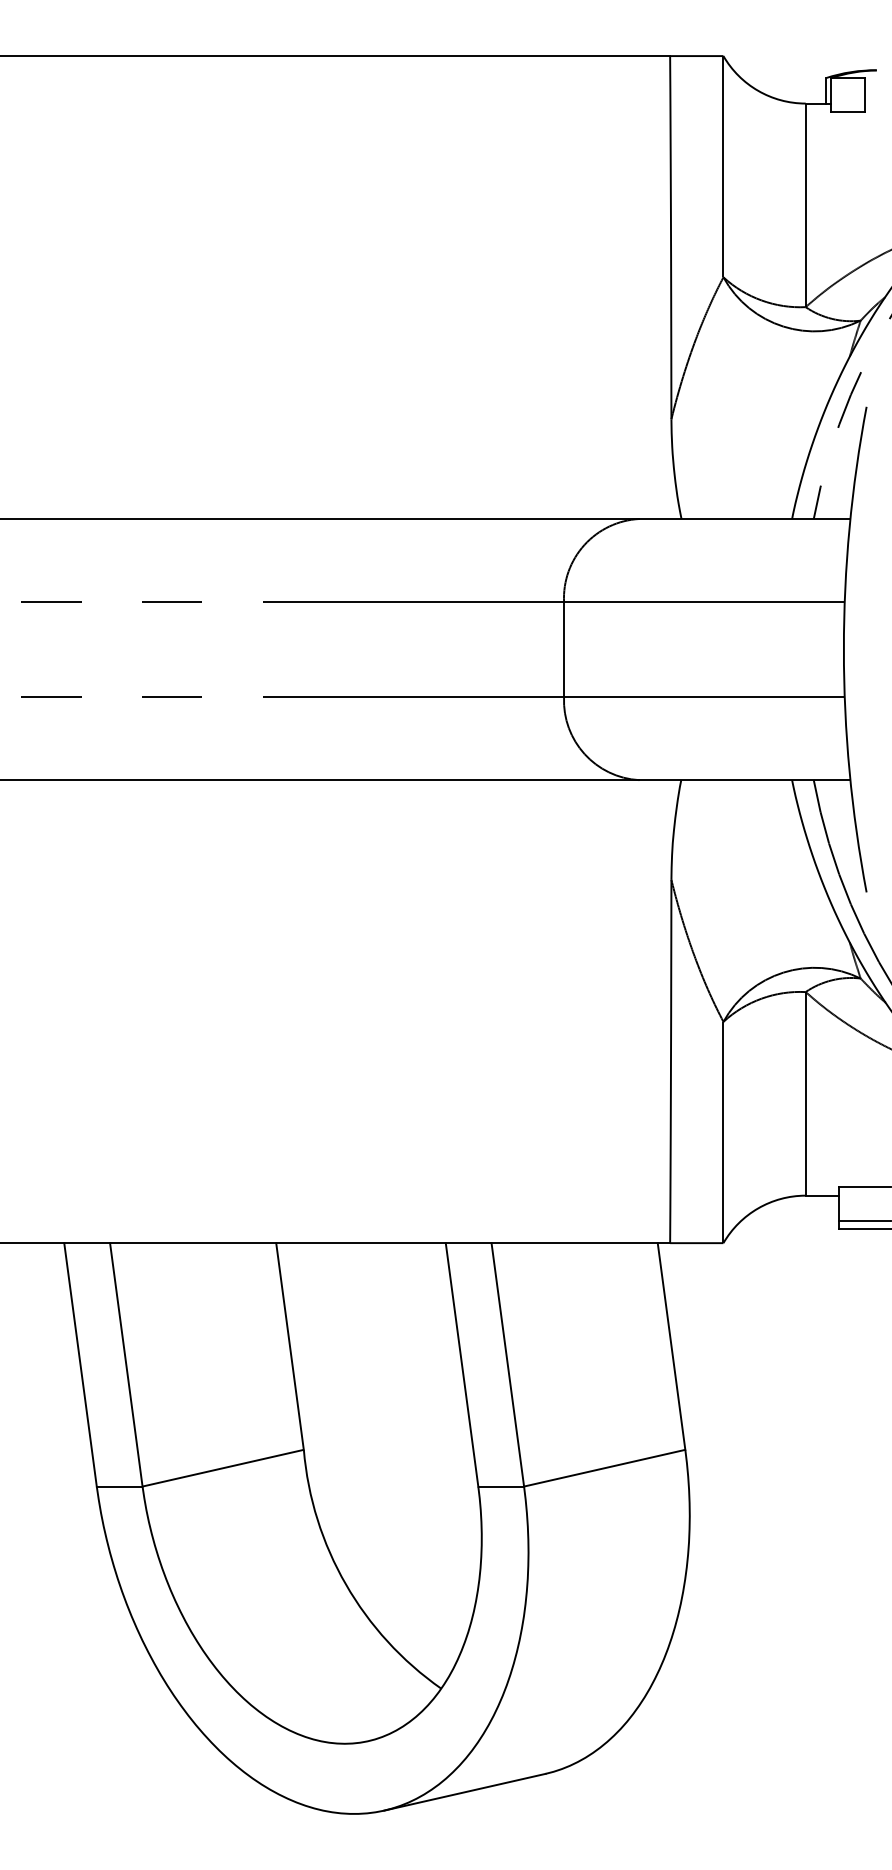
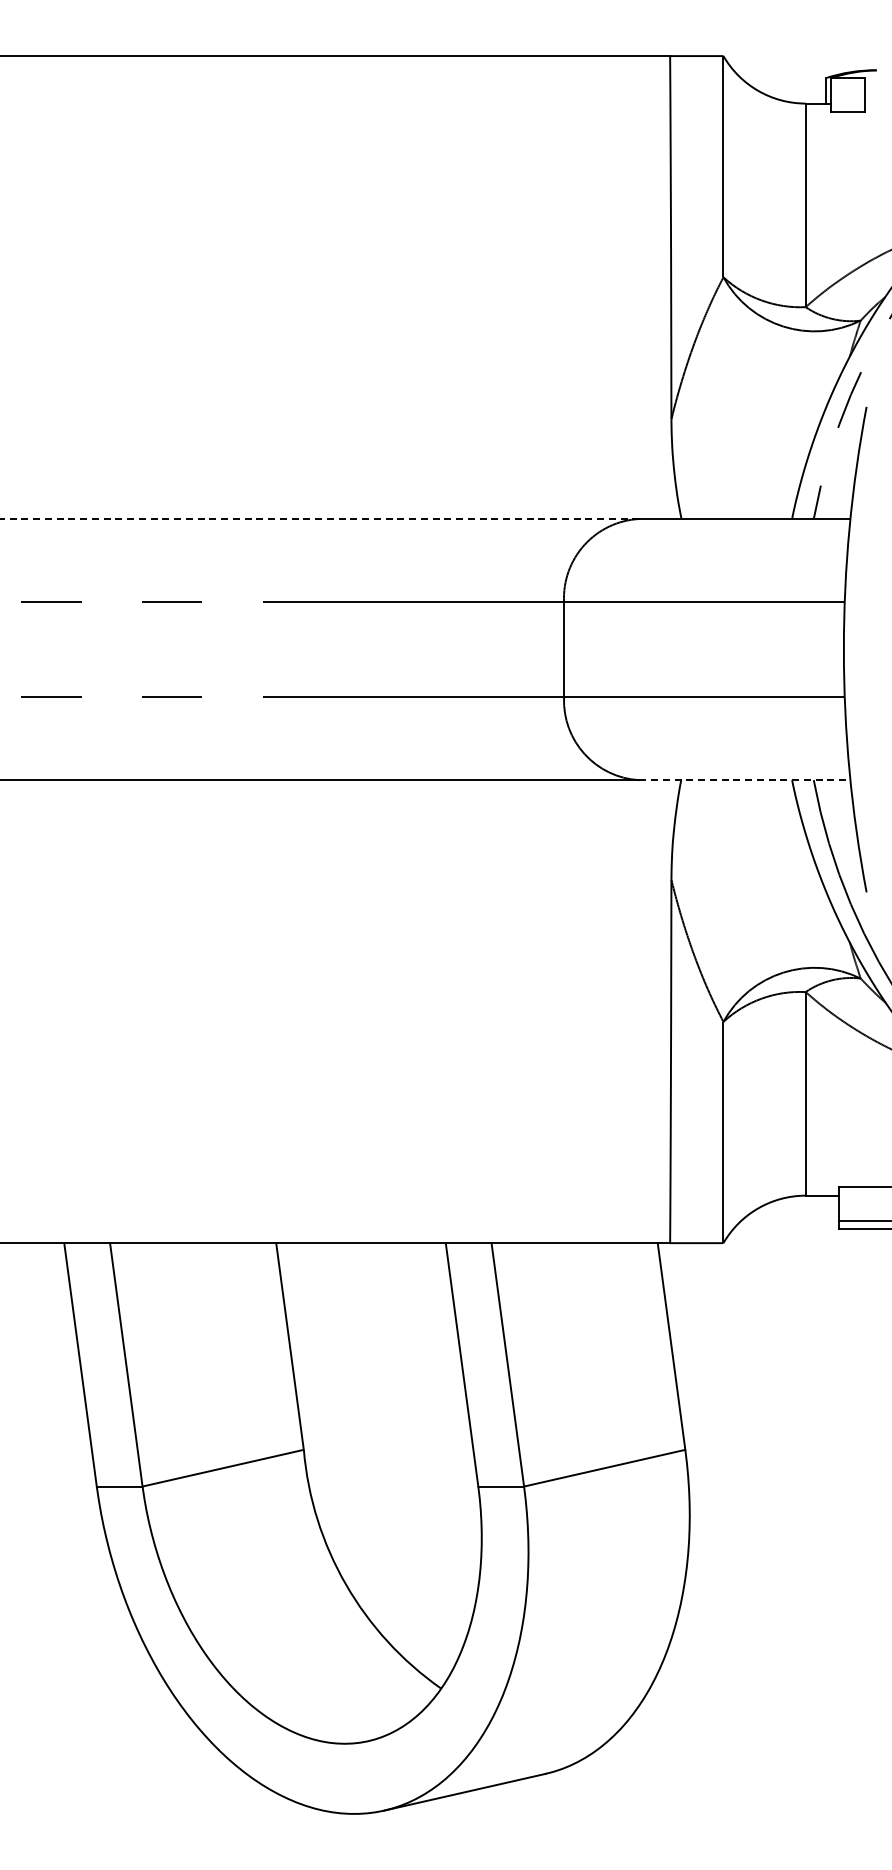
line: solid -> dashed (319, 519)
line: solid -> dashed (744, 780)
